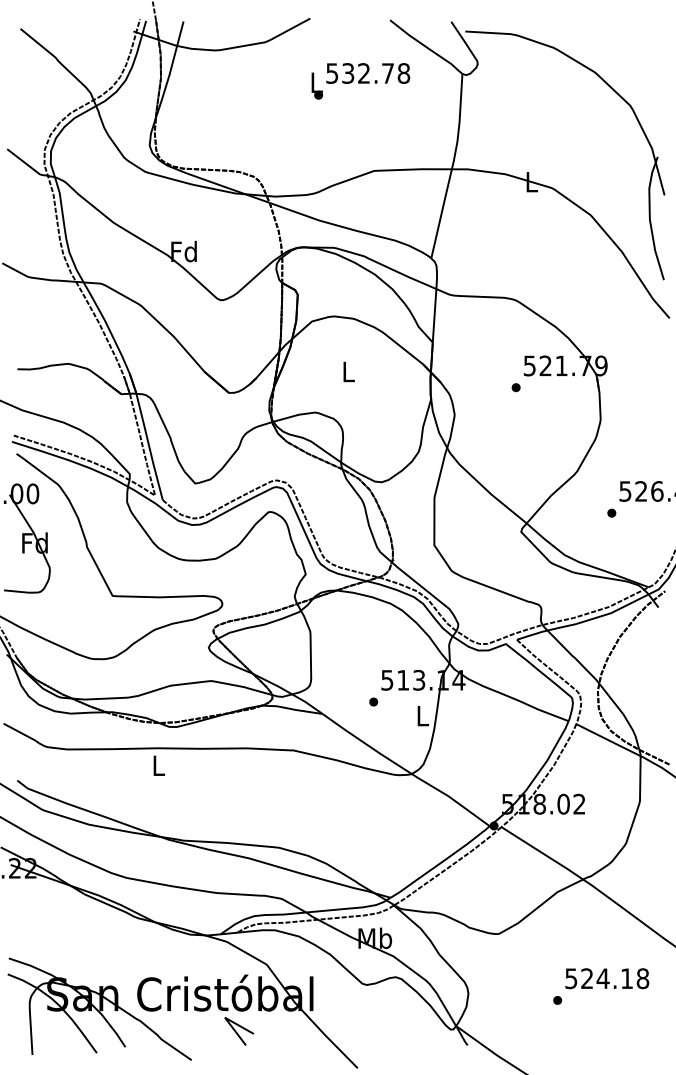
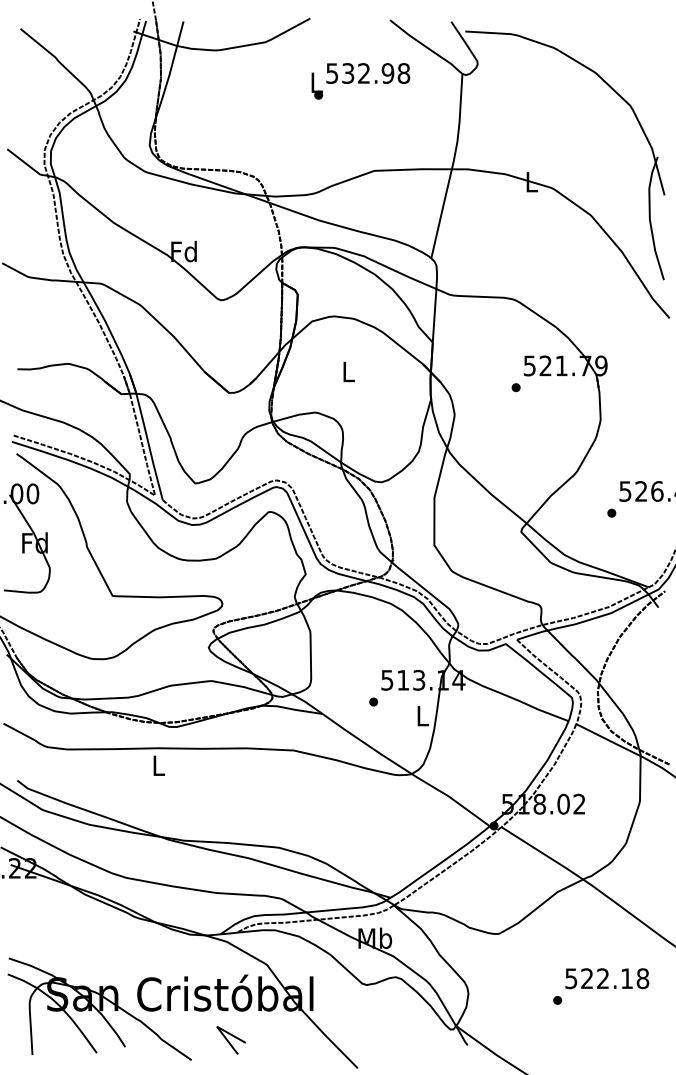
text: 532.78 -> 532.98 (387, 73)
text: 524.18 -> 522.18 (602, 978)
line position: (237, 1032) -> (229, 1041) (229, 1041)
